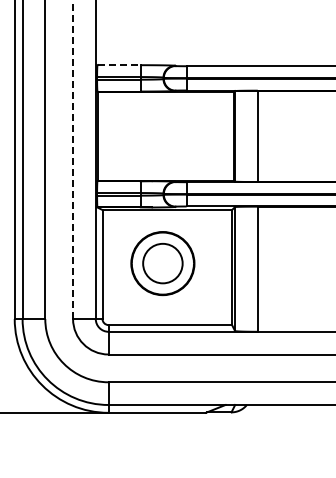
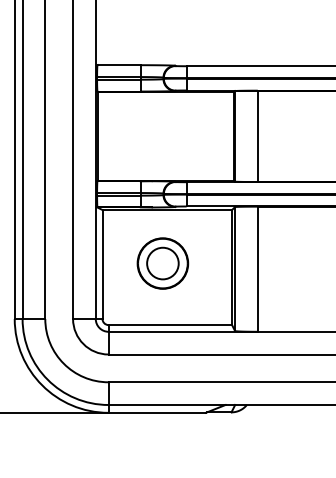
line: dashed -> solid (119, 65)
line: dashed -> solid (73, 159)
part size: 66x66 px -> 54x53 px (162, 263)
